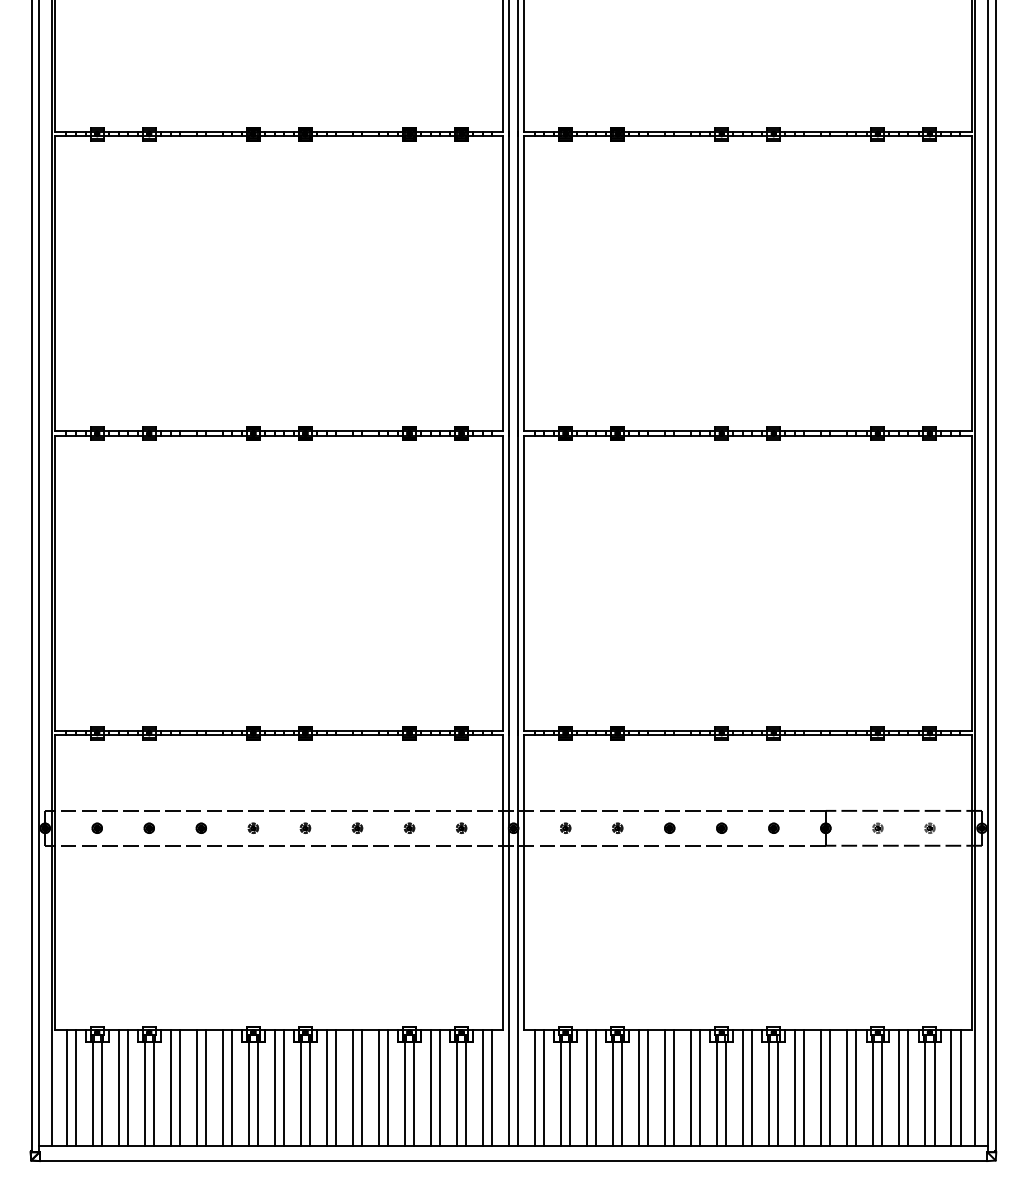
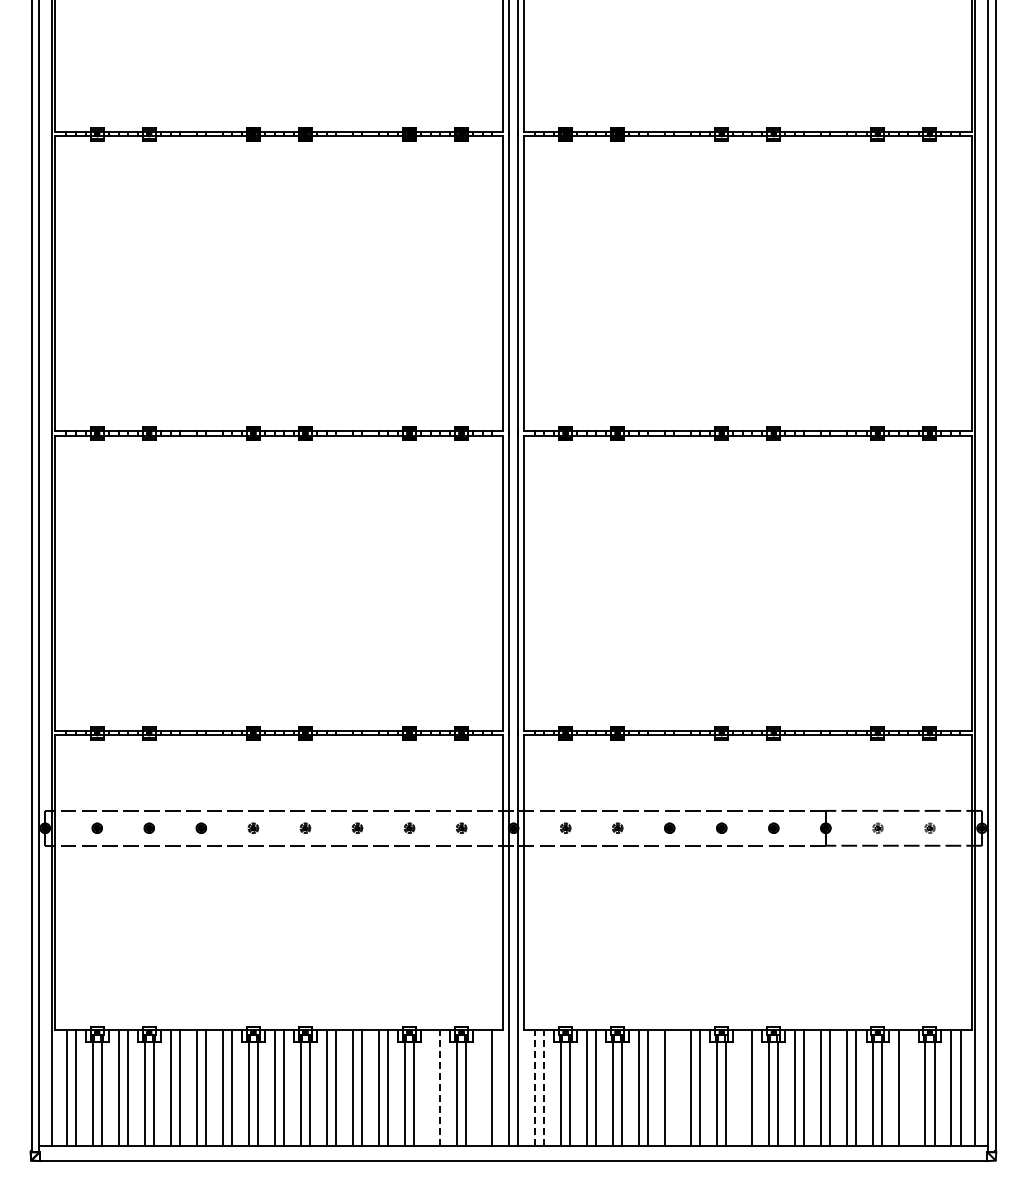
line: present -> none (430, 1087)
line: present -> none (483, 1087)
line: present -> none (674, 1087)
line: present -> none (743, 1087)
line: present -> none (908, 1087)
line: solid -> dashed (440, 1088)
line: solid -> dashed (535, 1088)
line: solid -> dashed (544, 1088)
